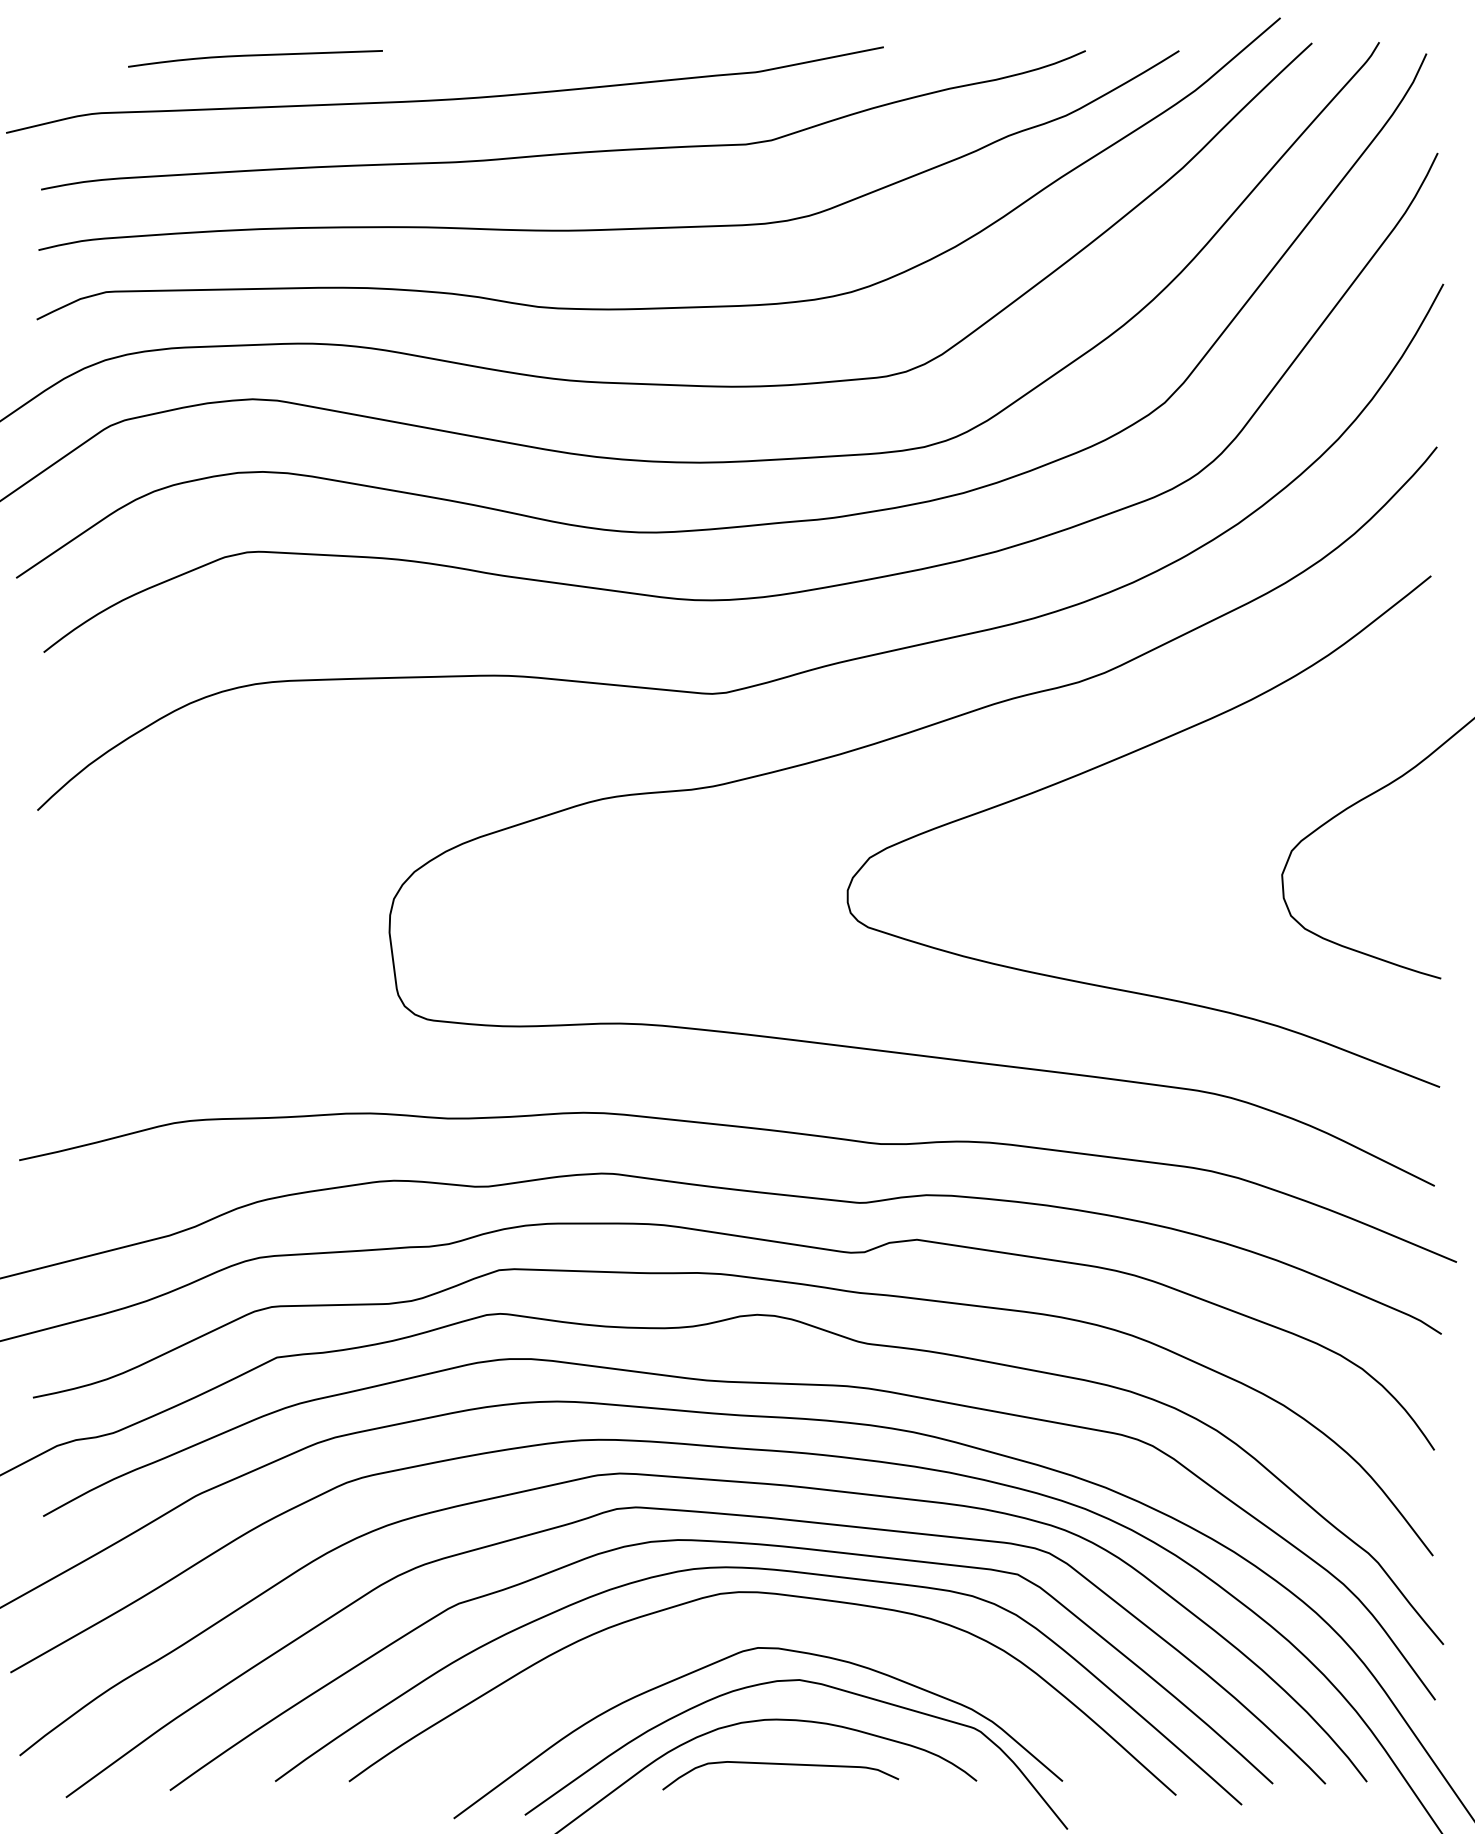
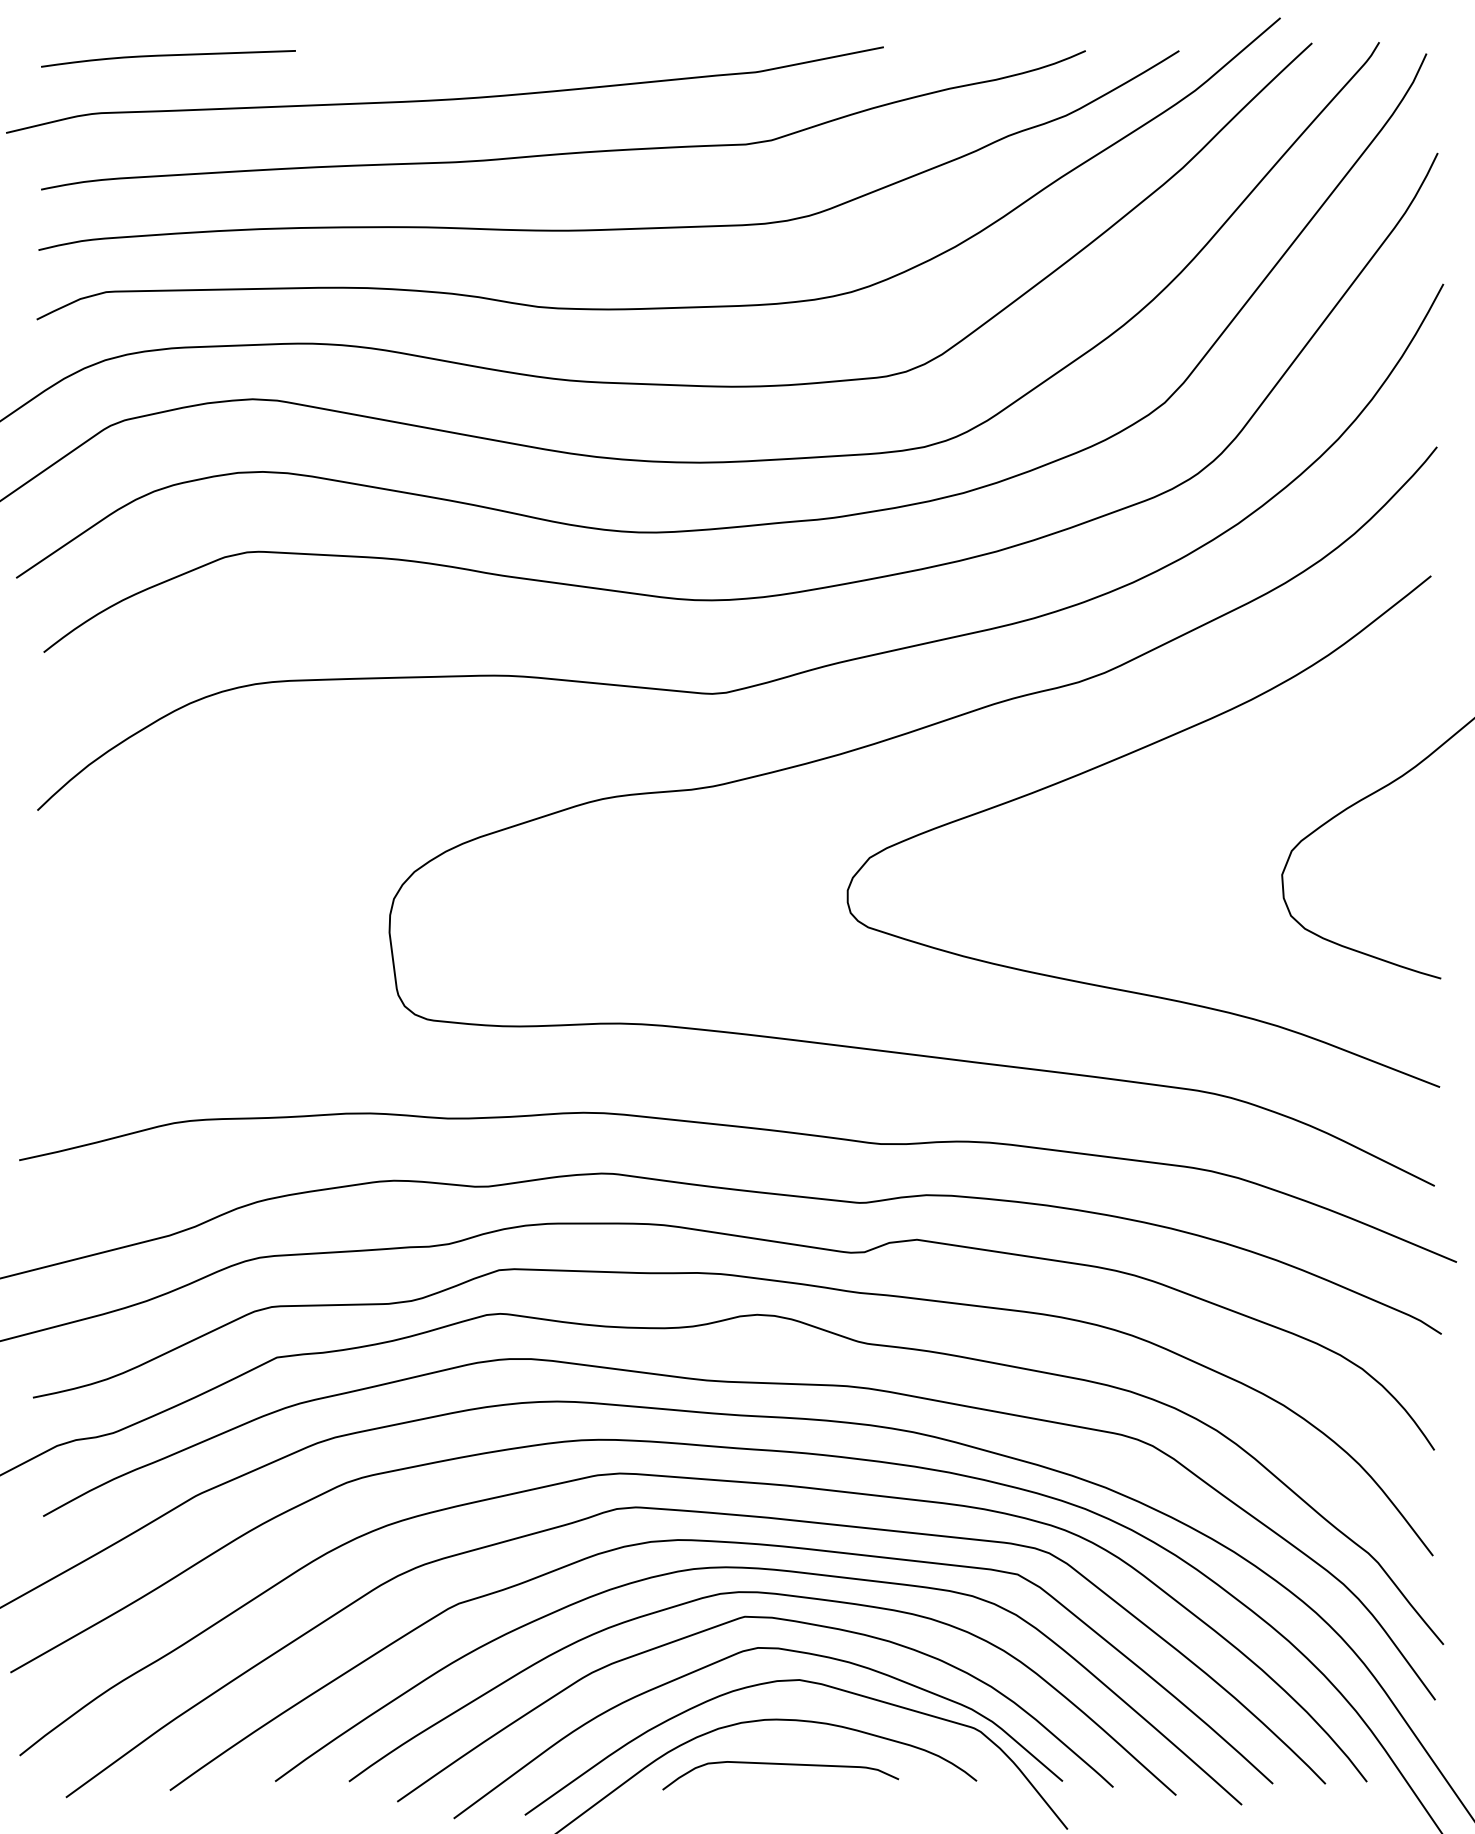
curve position: (255, 56) -> (168, 56) (168, 56)
curve: none -> present (728, 1623)
